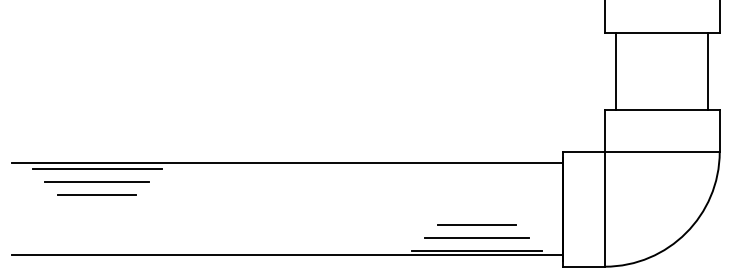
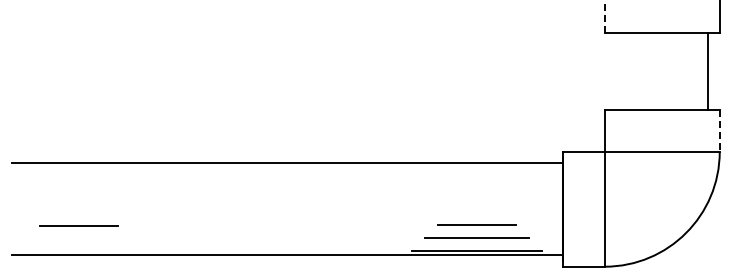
line: solid -> dashed (604, 16)
line: present -> none (616, 71)
line: solid -> dashed (719, 131)
line: present -> none (96, 168)
line: present -> none (96, 181)
line position: (96, 194) -> (78, 225) (78, 225)
